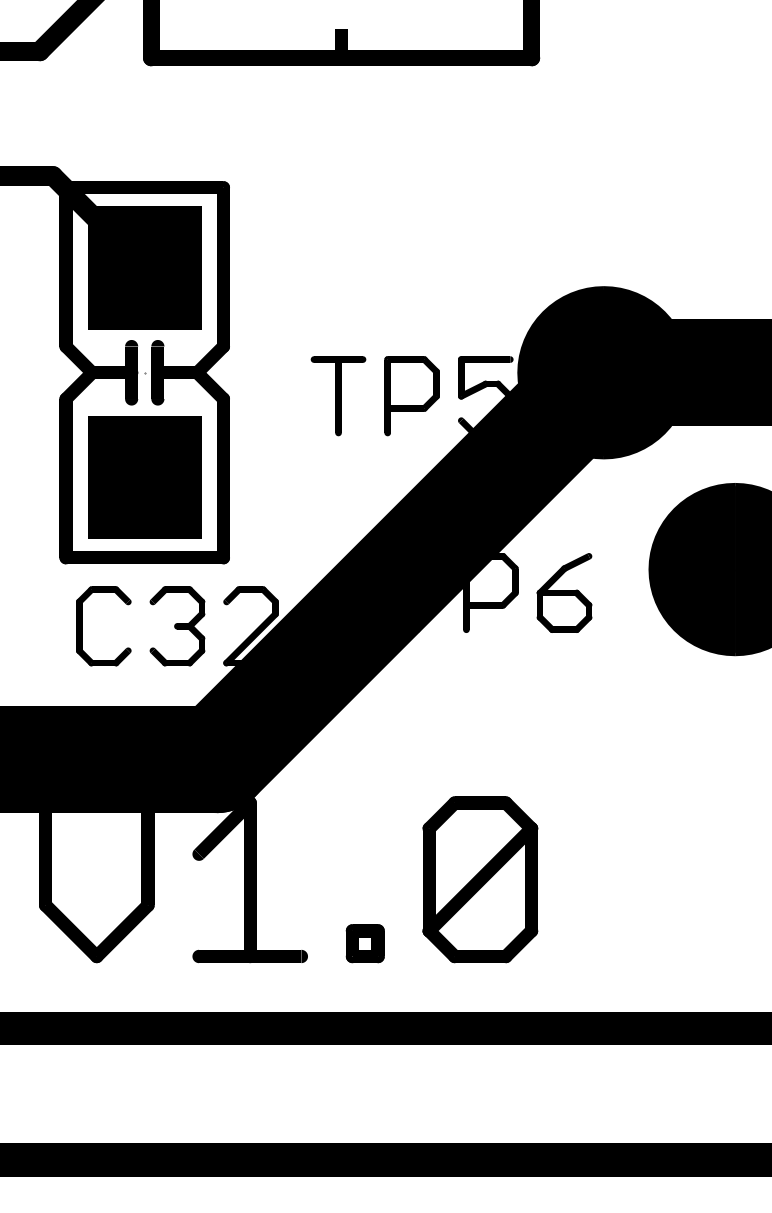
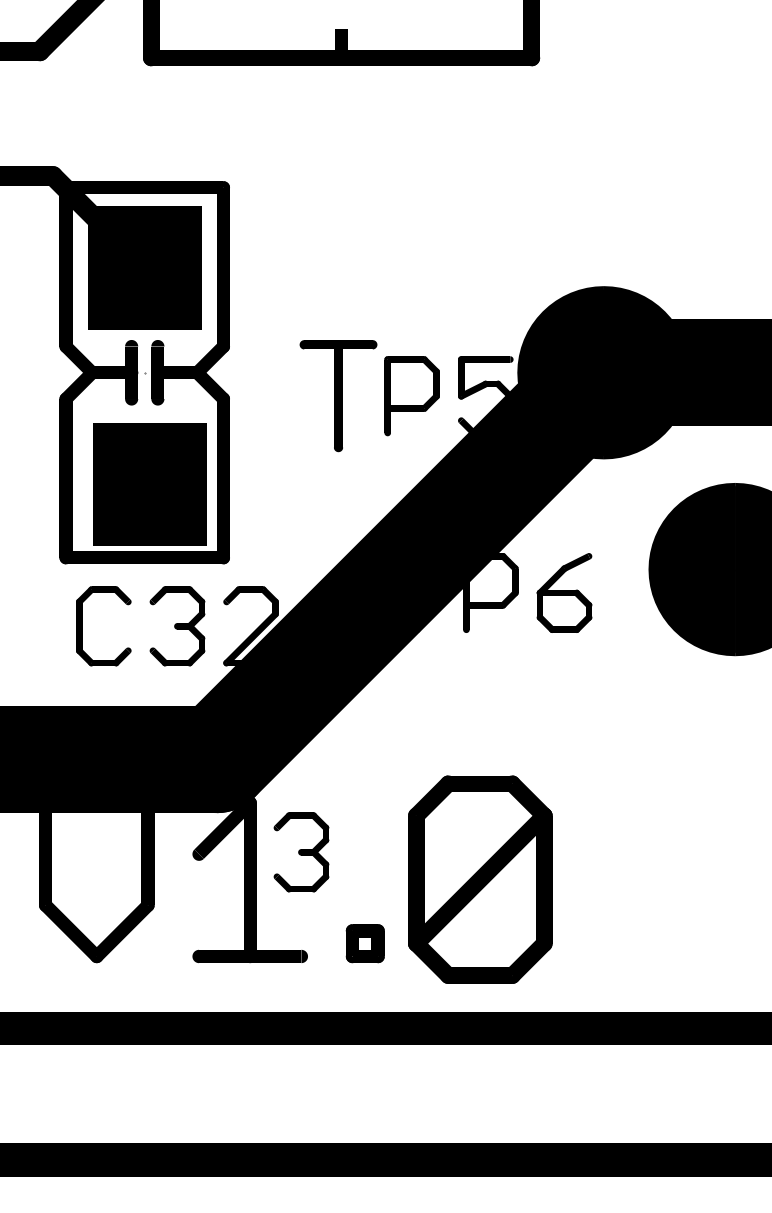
part size: 57x81 px -> 79x113 px (338, 396)
part position: (144, 477) -> (149, 484) (149, 484)
part: none -> present (301, 852)
part size: 117x168 px -> 145x209 px (480, 879)
